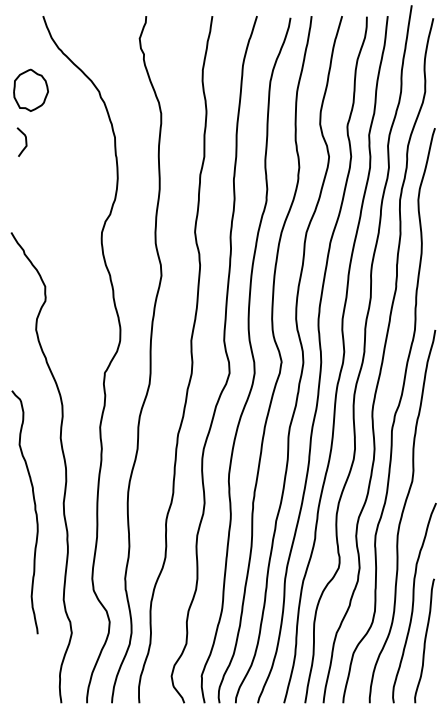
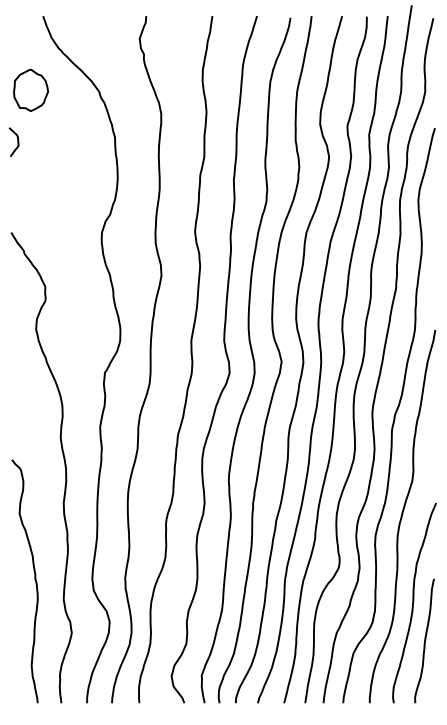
curve position: (25, 141) -> (17, 141) (17, 141)
curve position: (34, 511) -> (34, 580) (34, 580)
